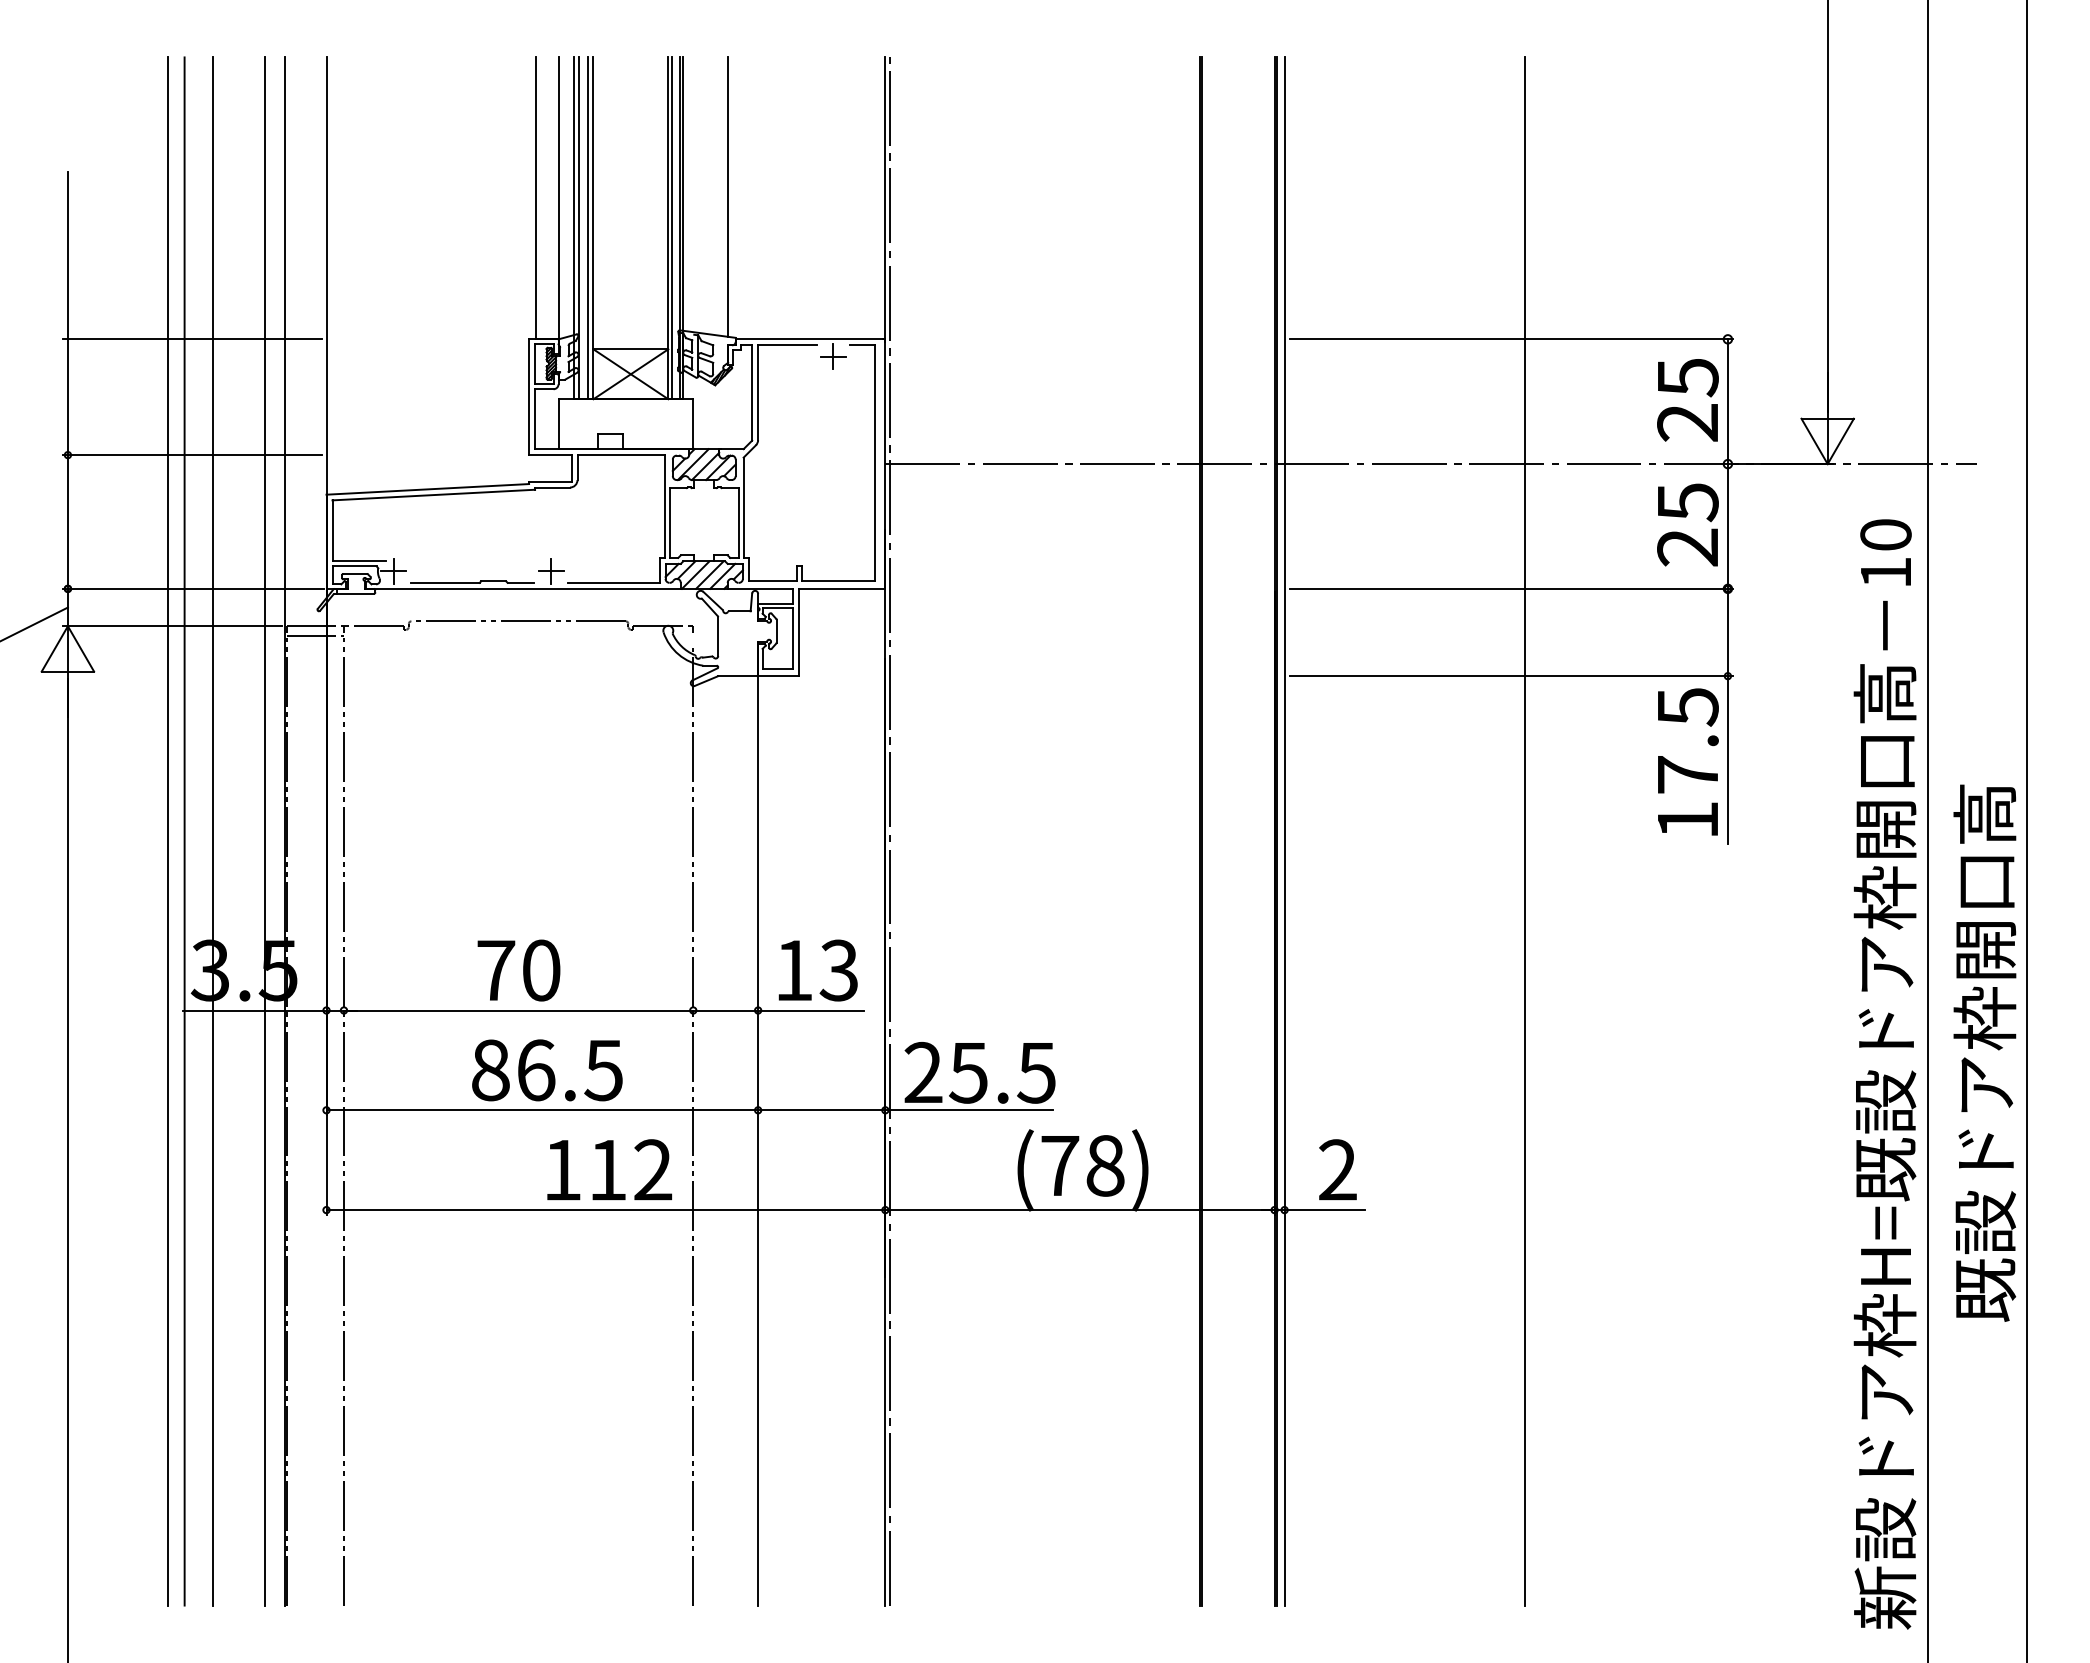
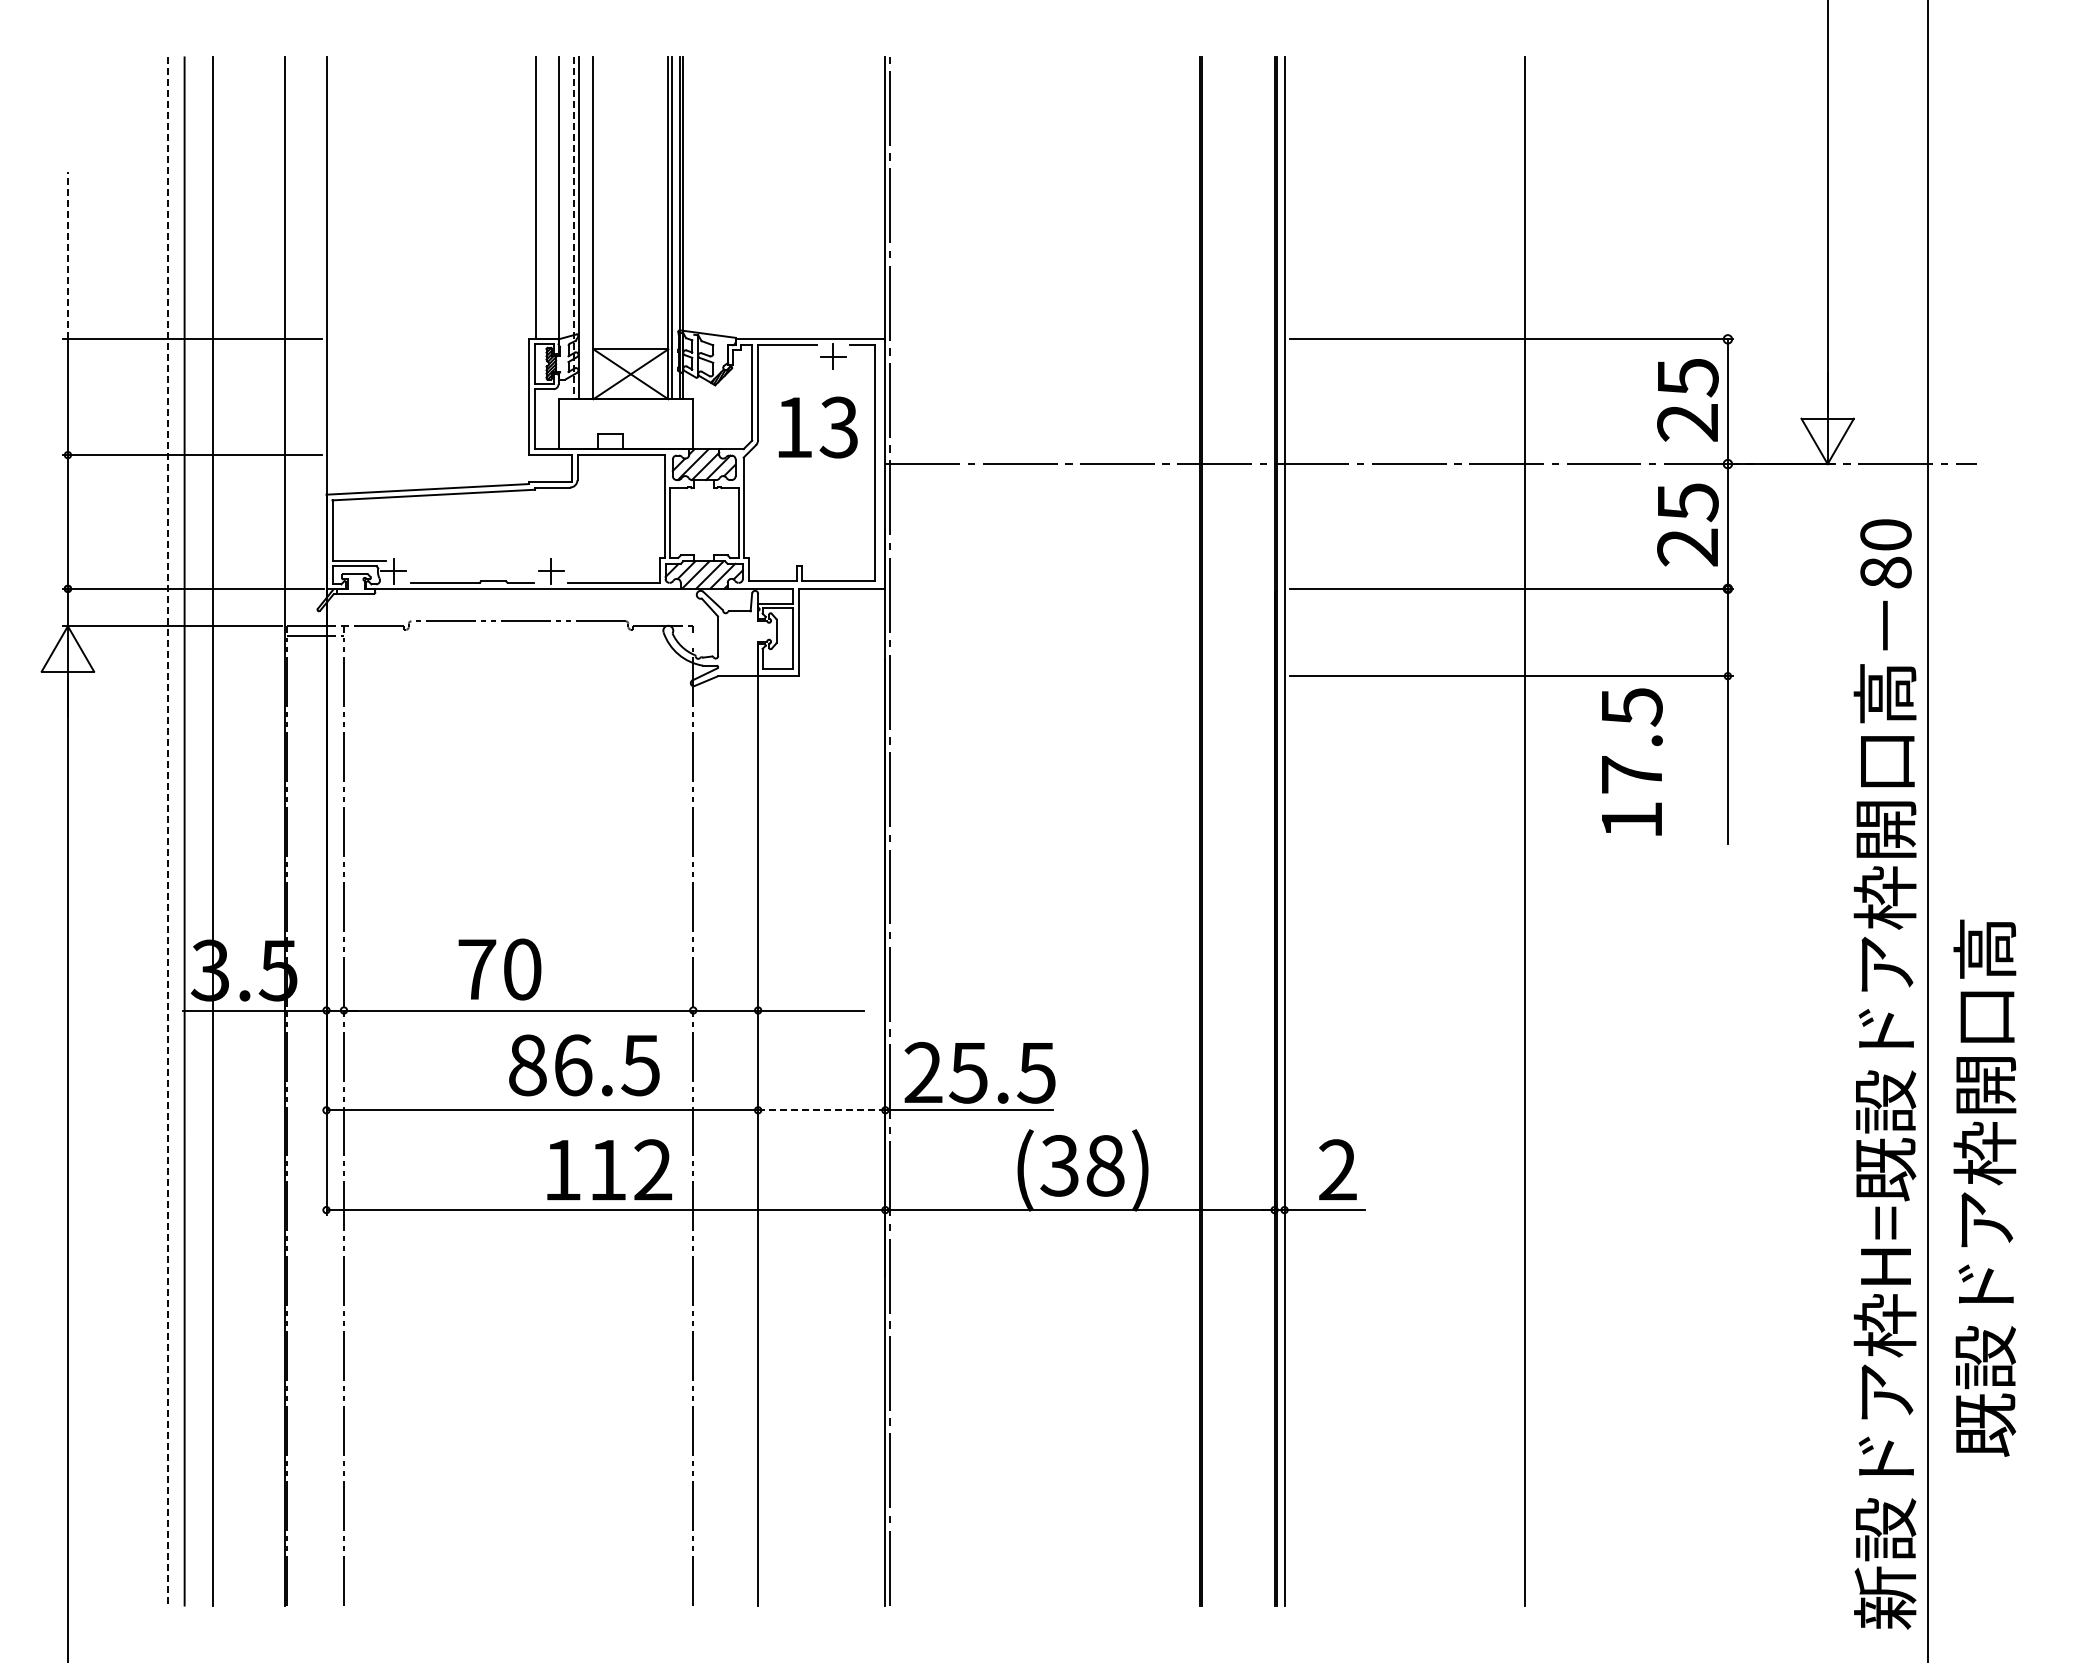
line: present -> none (728, 196)
line: solid -> dashed (573, 228)
line: present -> none (588, 228)
line: solid -> dashed (67, 255)
text: 10 -> 80 (1885, 572)
line: present -> none (34, 623)
text position: (1688, 761) -> (1632, 761) (1632, 761)
line: present -> none (2027, 830)
line: solid -> dashed (167, 831)
line: present -> none (265, 831)
text position: (518, 970) -> (499, 969) (499, 969)
text position: (817, 970) -> (817, 427) (817, 427)
text position: (1984, 1052) -> (1984, 1187) (1984, 1187)
text position: (547, 1070) -> (584, 1065) (584, 1065)
line: solid -> dashed (821, 1110)
text: (78) -> (38) (1059, 1165)
